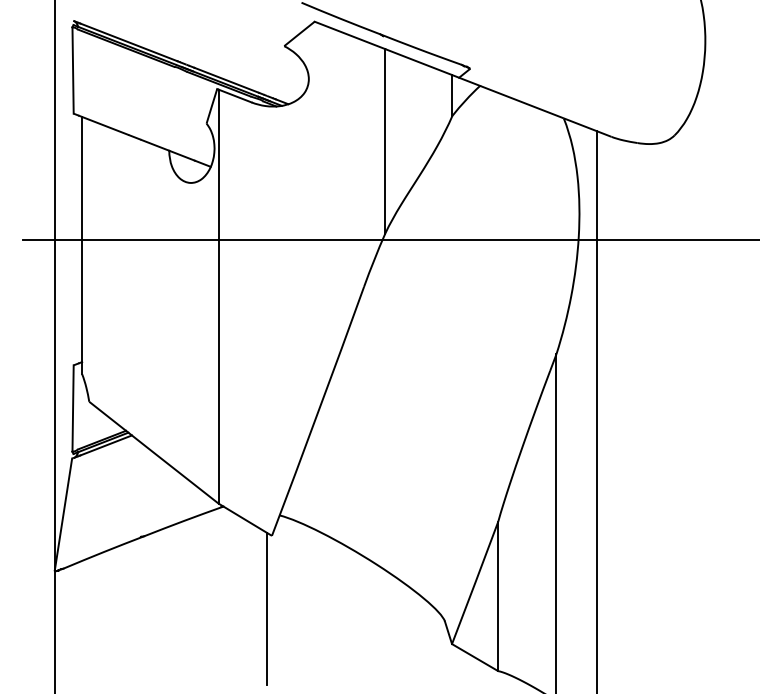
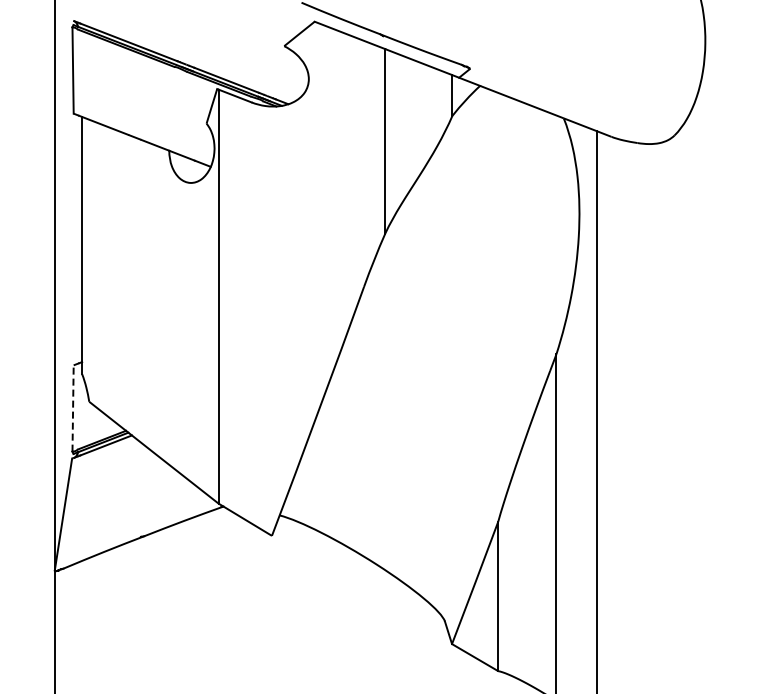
line: present -> none (389, 239)
line: solid -> dashed (73, 407)
line: present -> none (266, 608)
